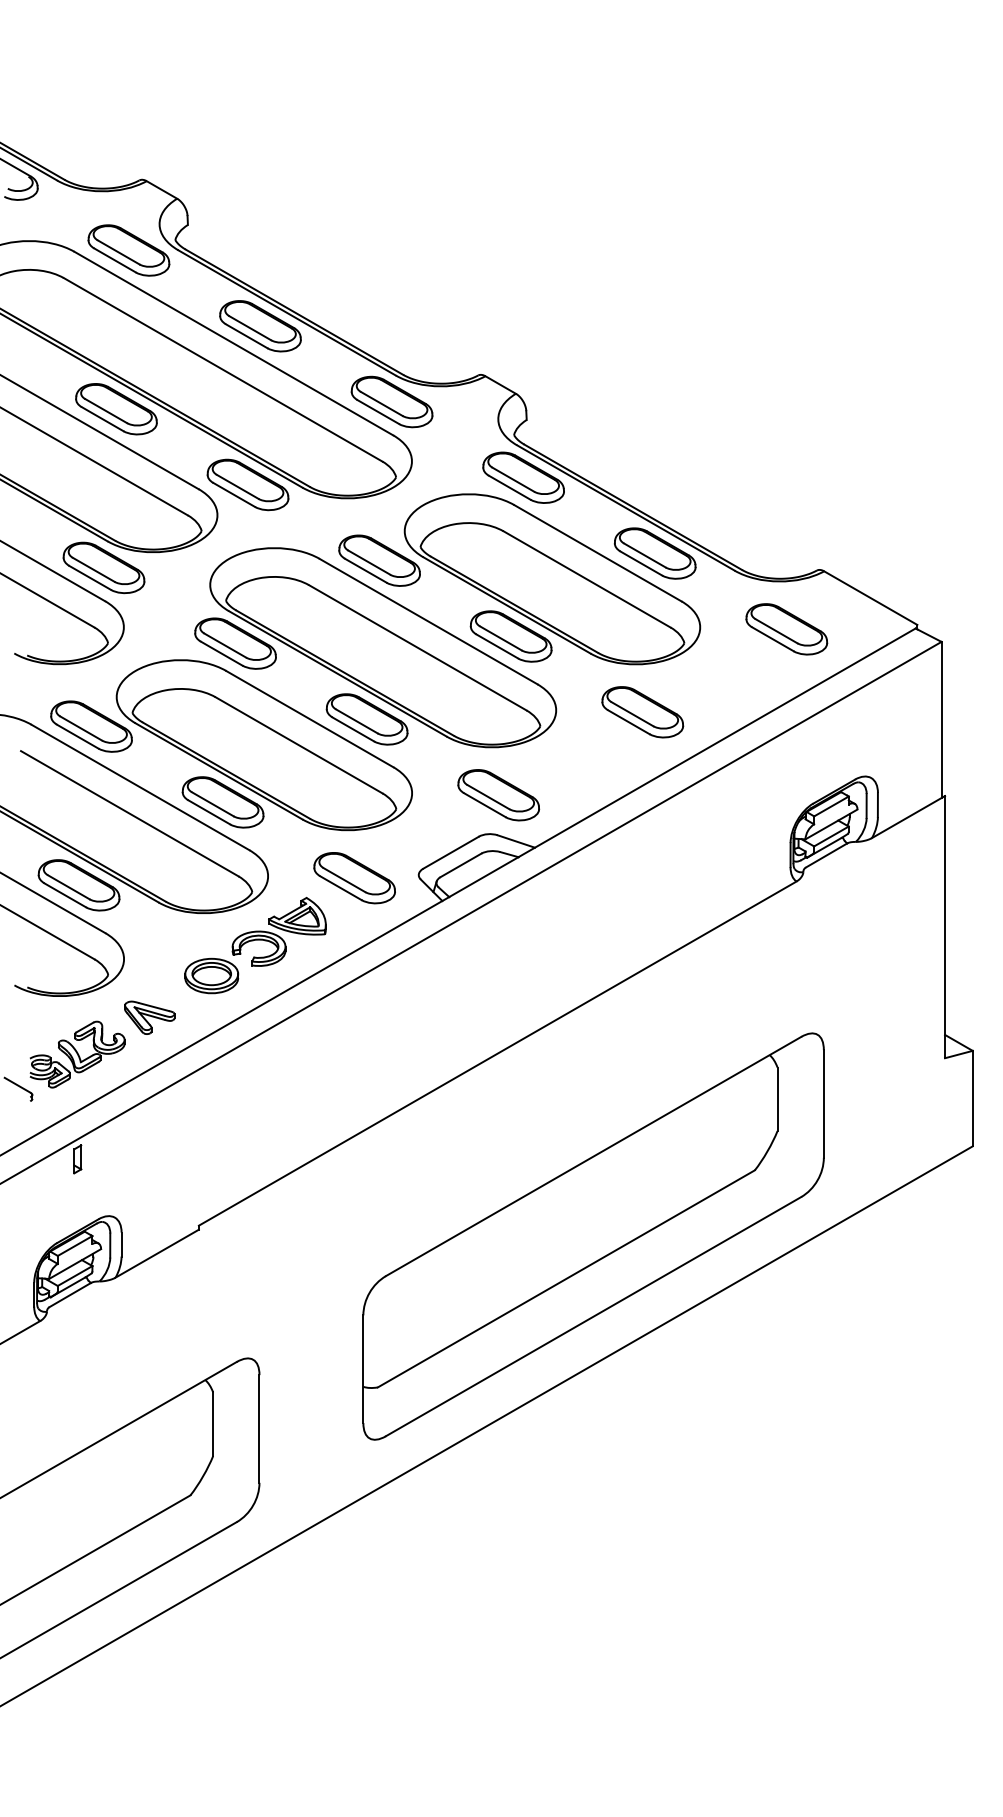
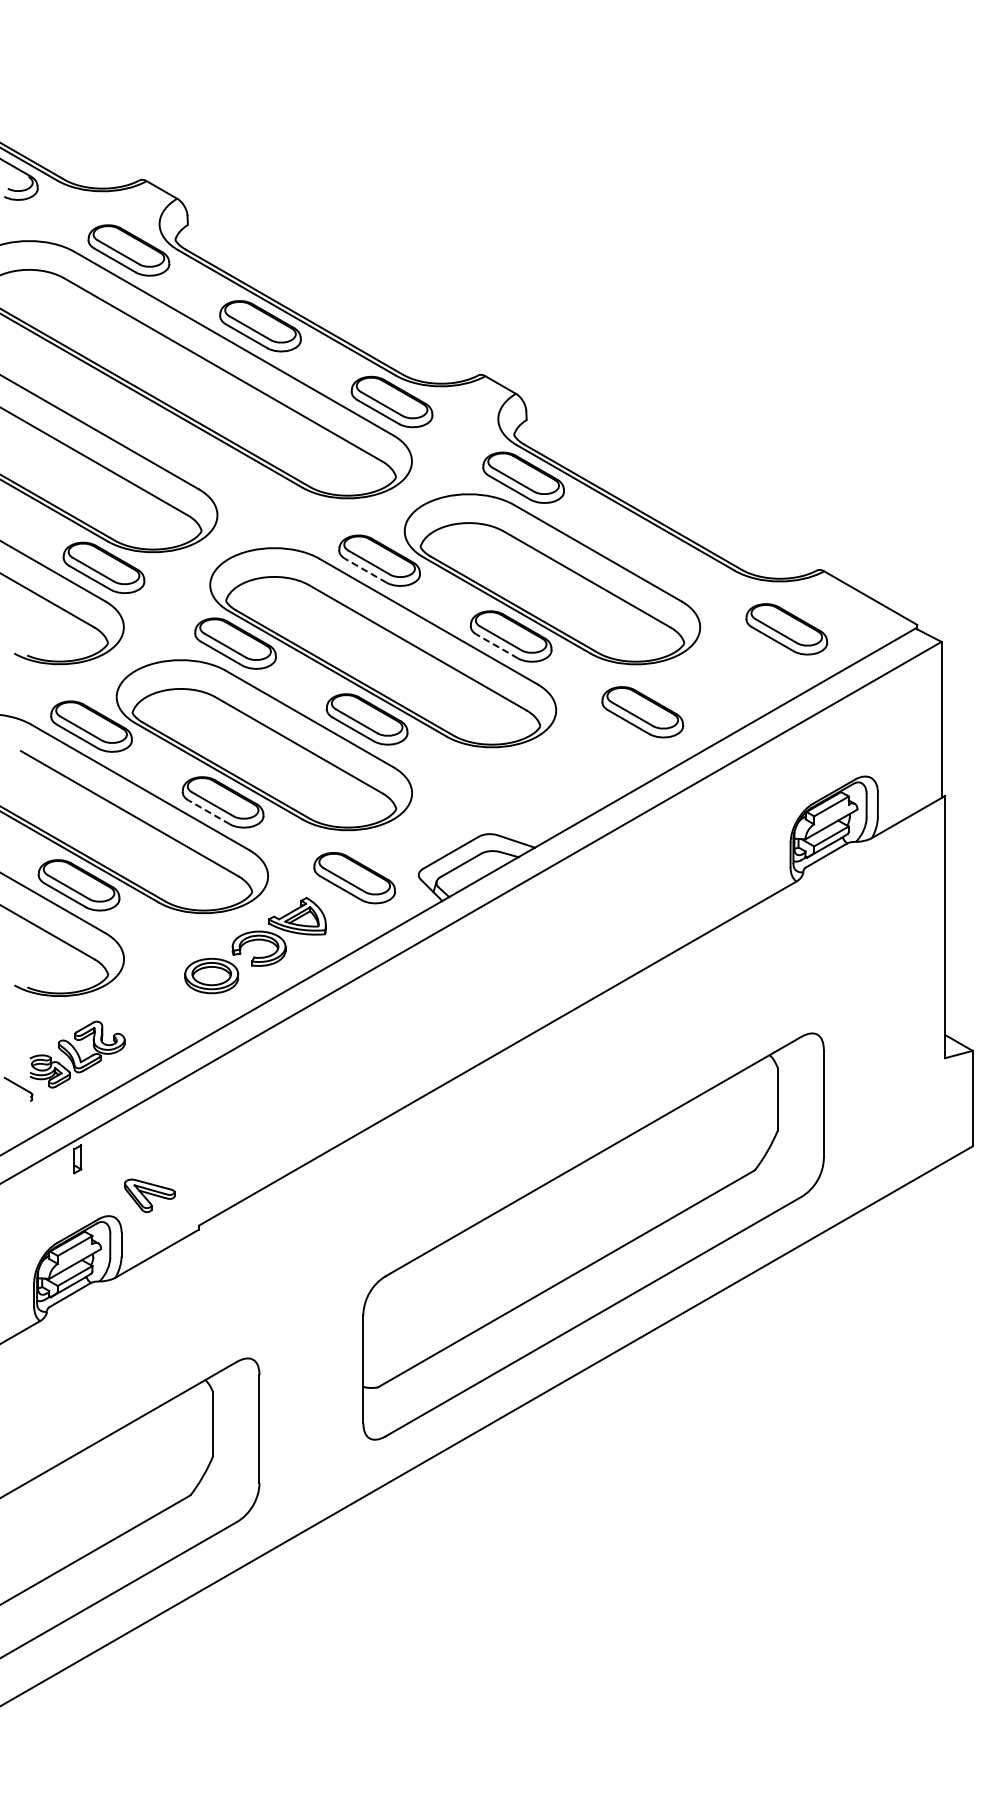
part: present -> none (116, 409)
part: present -> none (247, 484)
part: present -> none (654, 553)
line: solid -> dashed (365, 570)
line: solid -> dashed (497, 646)
part: present -> none (498, 795)
line: solid -> dashed (209, 812)
part position: (149, 1017) -> (149, 1195) (149, 1195)
